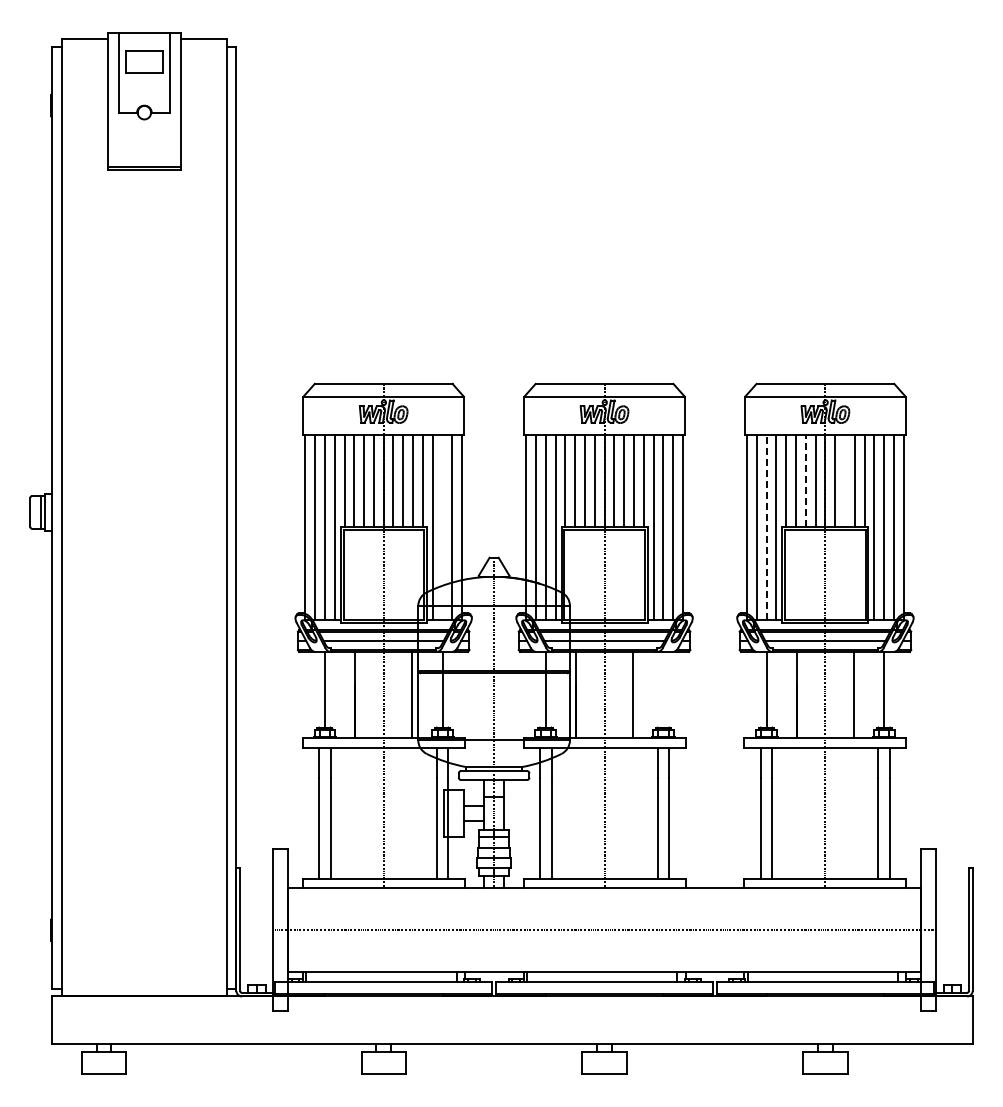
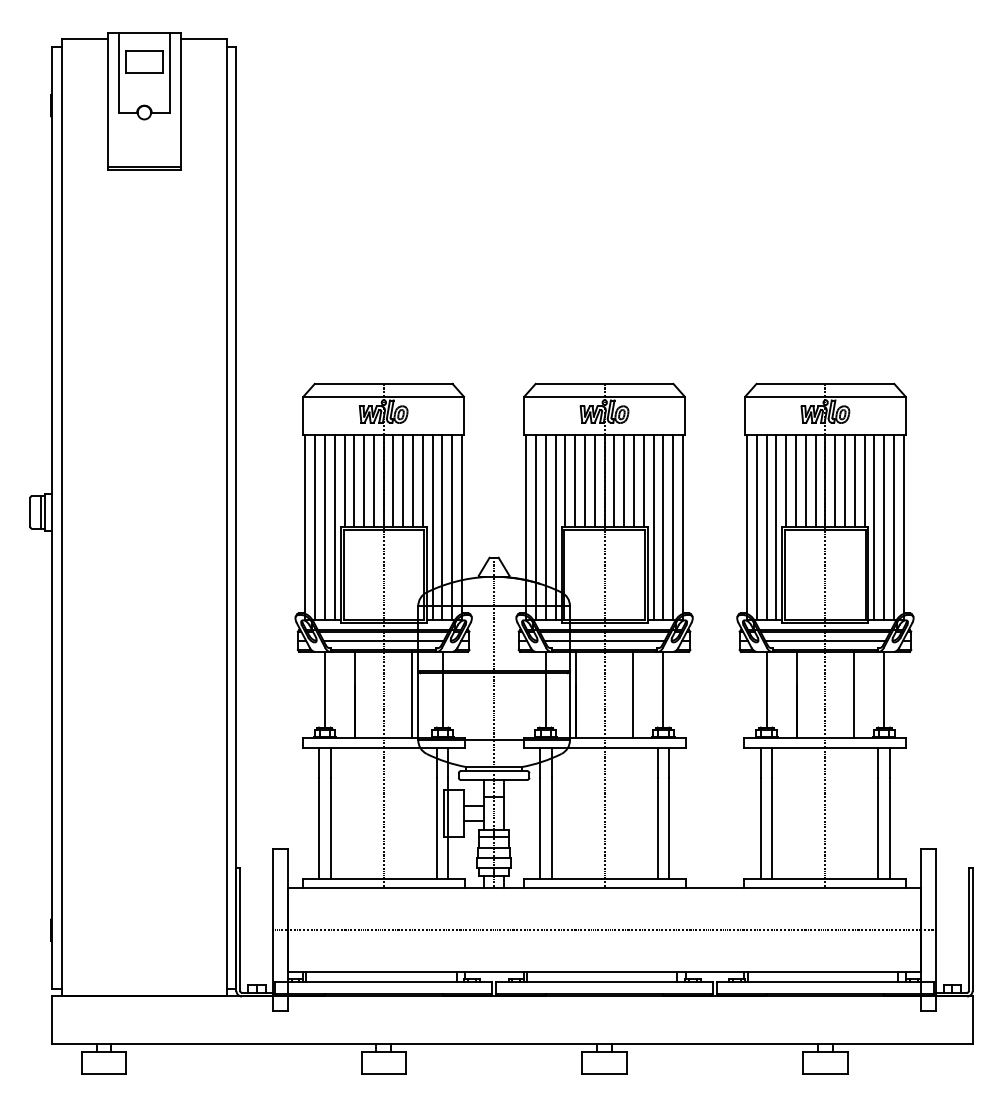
line: dashed -> solid (805, 480)
line: none -> present (845, 480)
line: none -> present (442, 527)
line: dashed -> solid (766, 527)
line: none -> present (663, 689)
